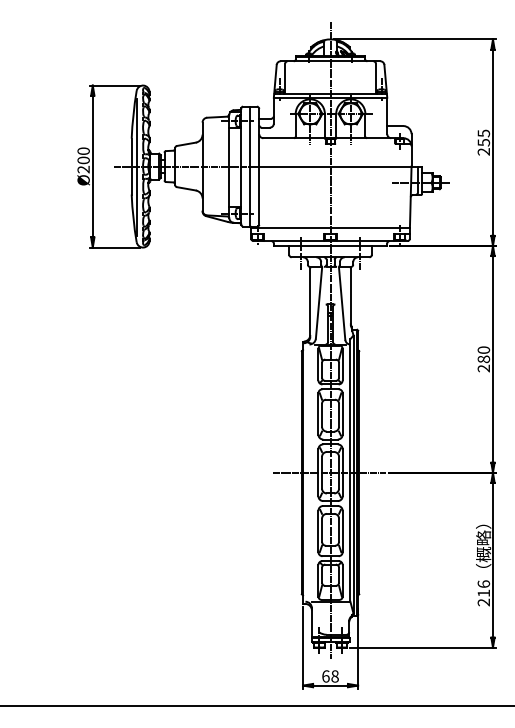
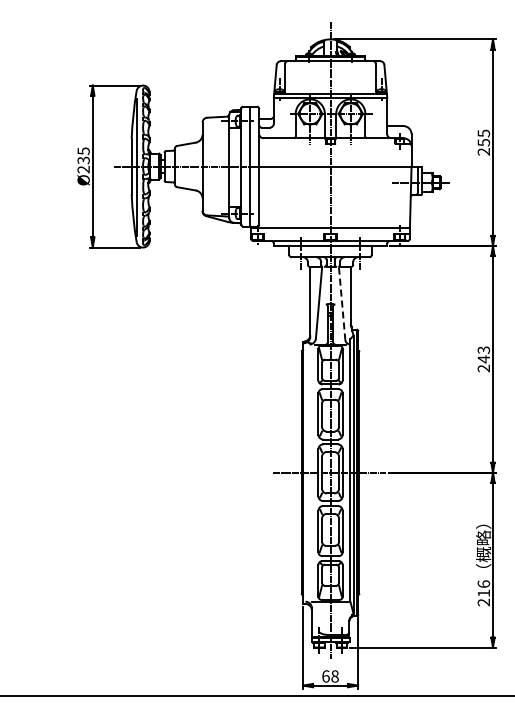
text: Ø200 -> Ø235 (83, 155)
line: solid -> dashed (342, 304)
text: 280 -> 243 (483, 354)
line position: (256, 706) -> (256, 696) (256, 696)
